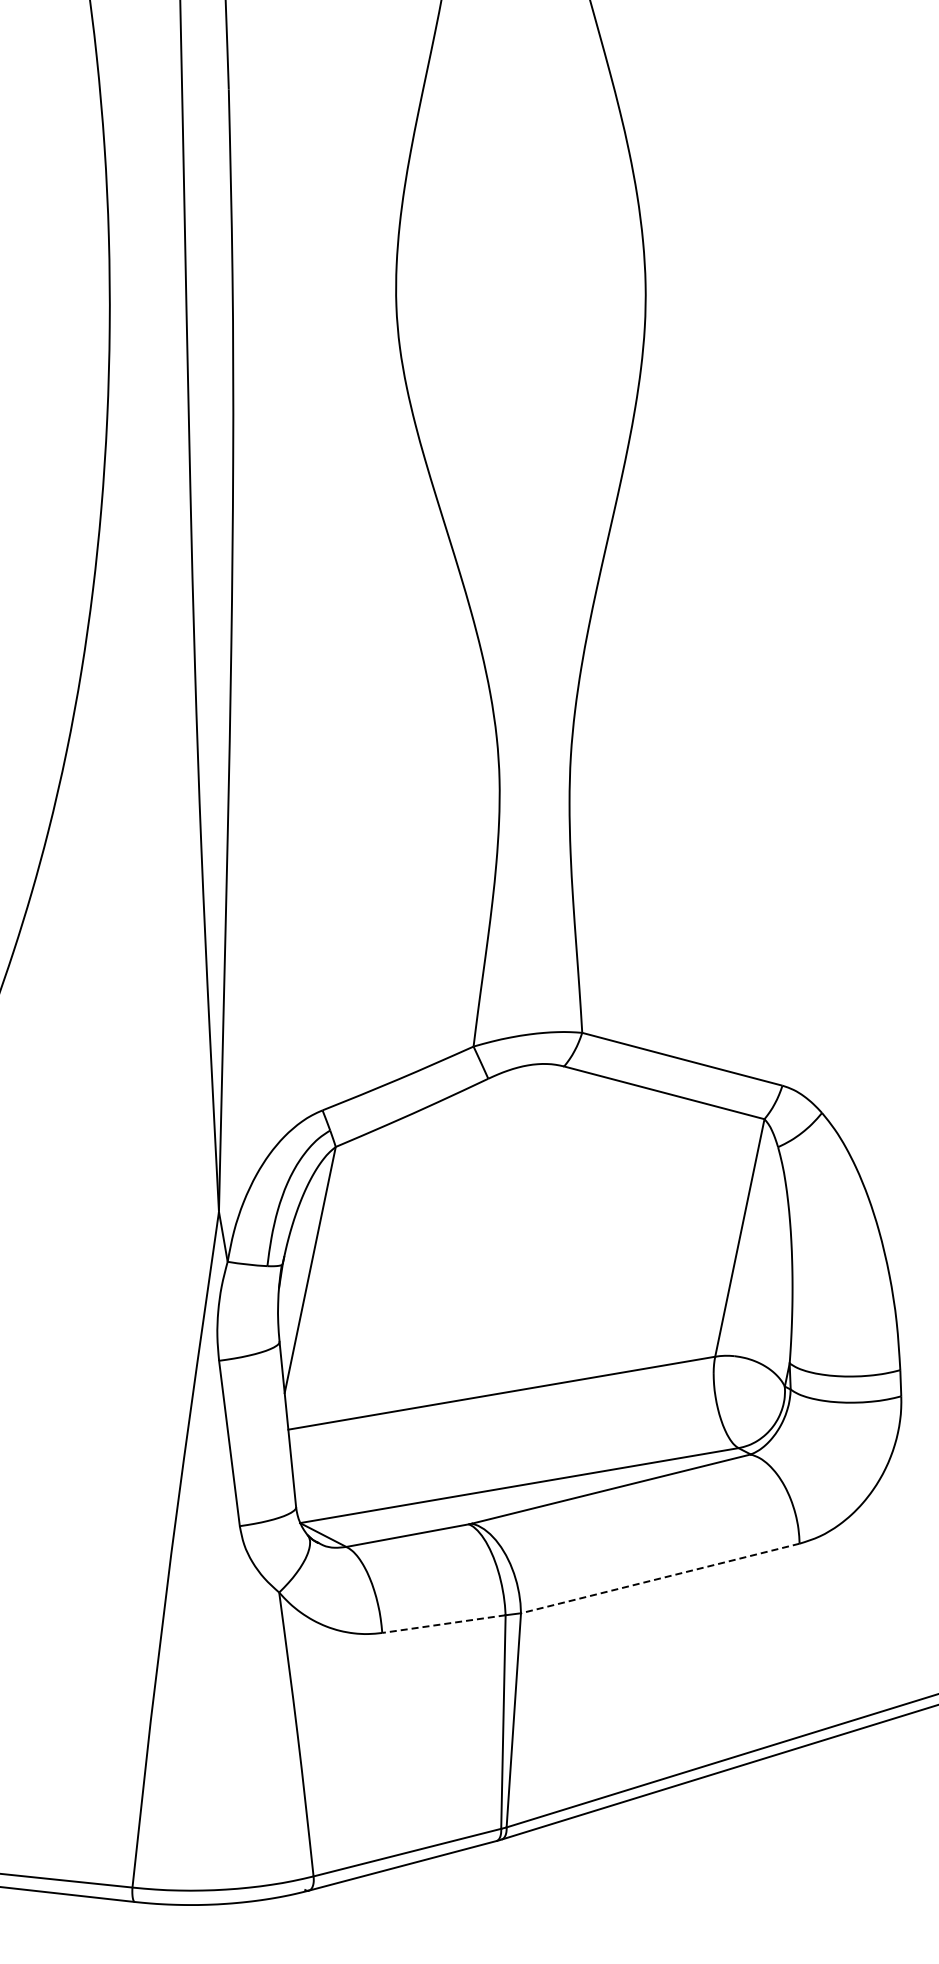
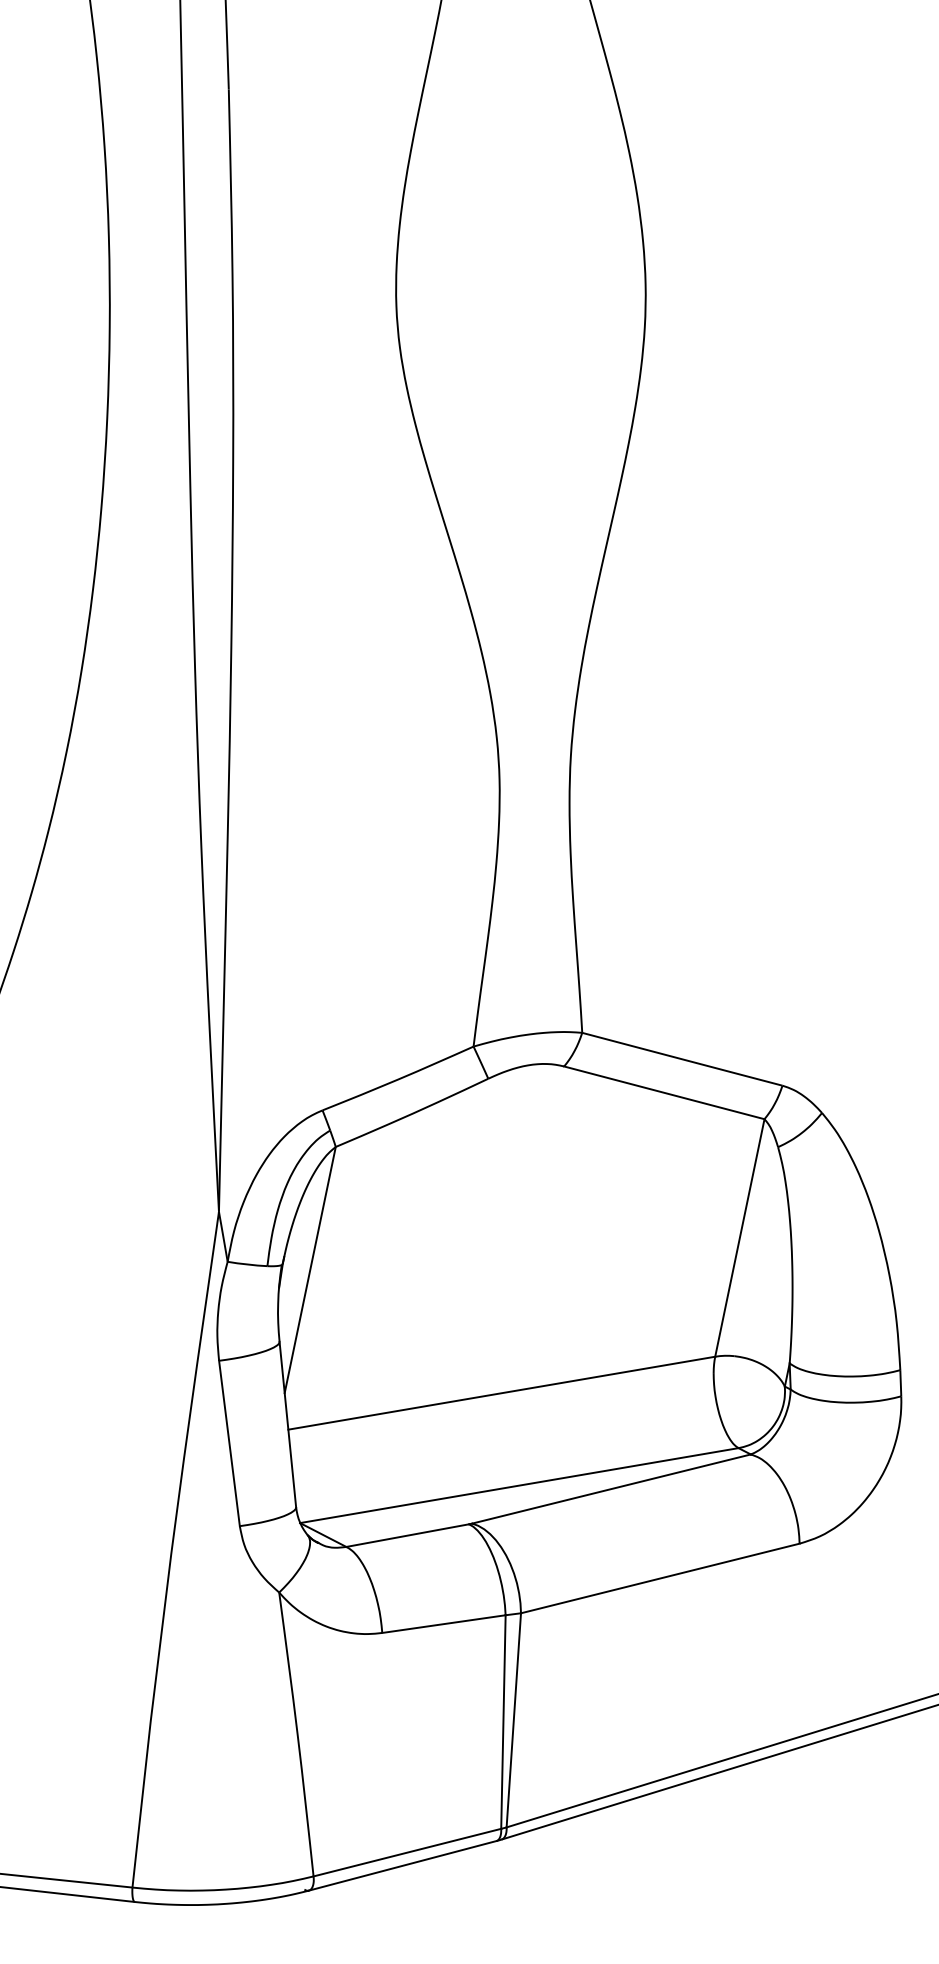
line: dashed -> solid (660, 1578)
line: dashed -> solid (443, 1624)
